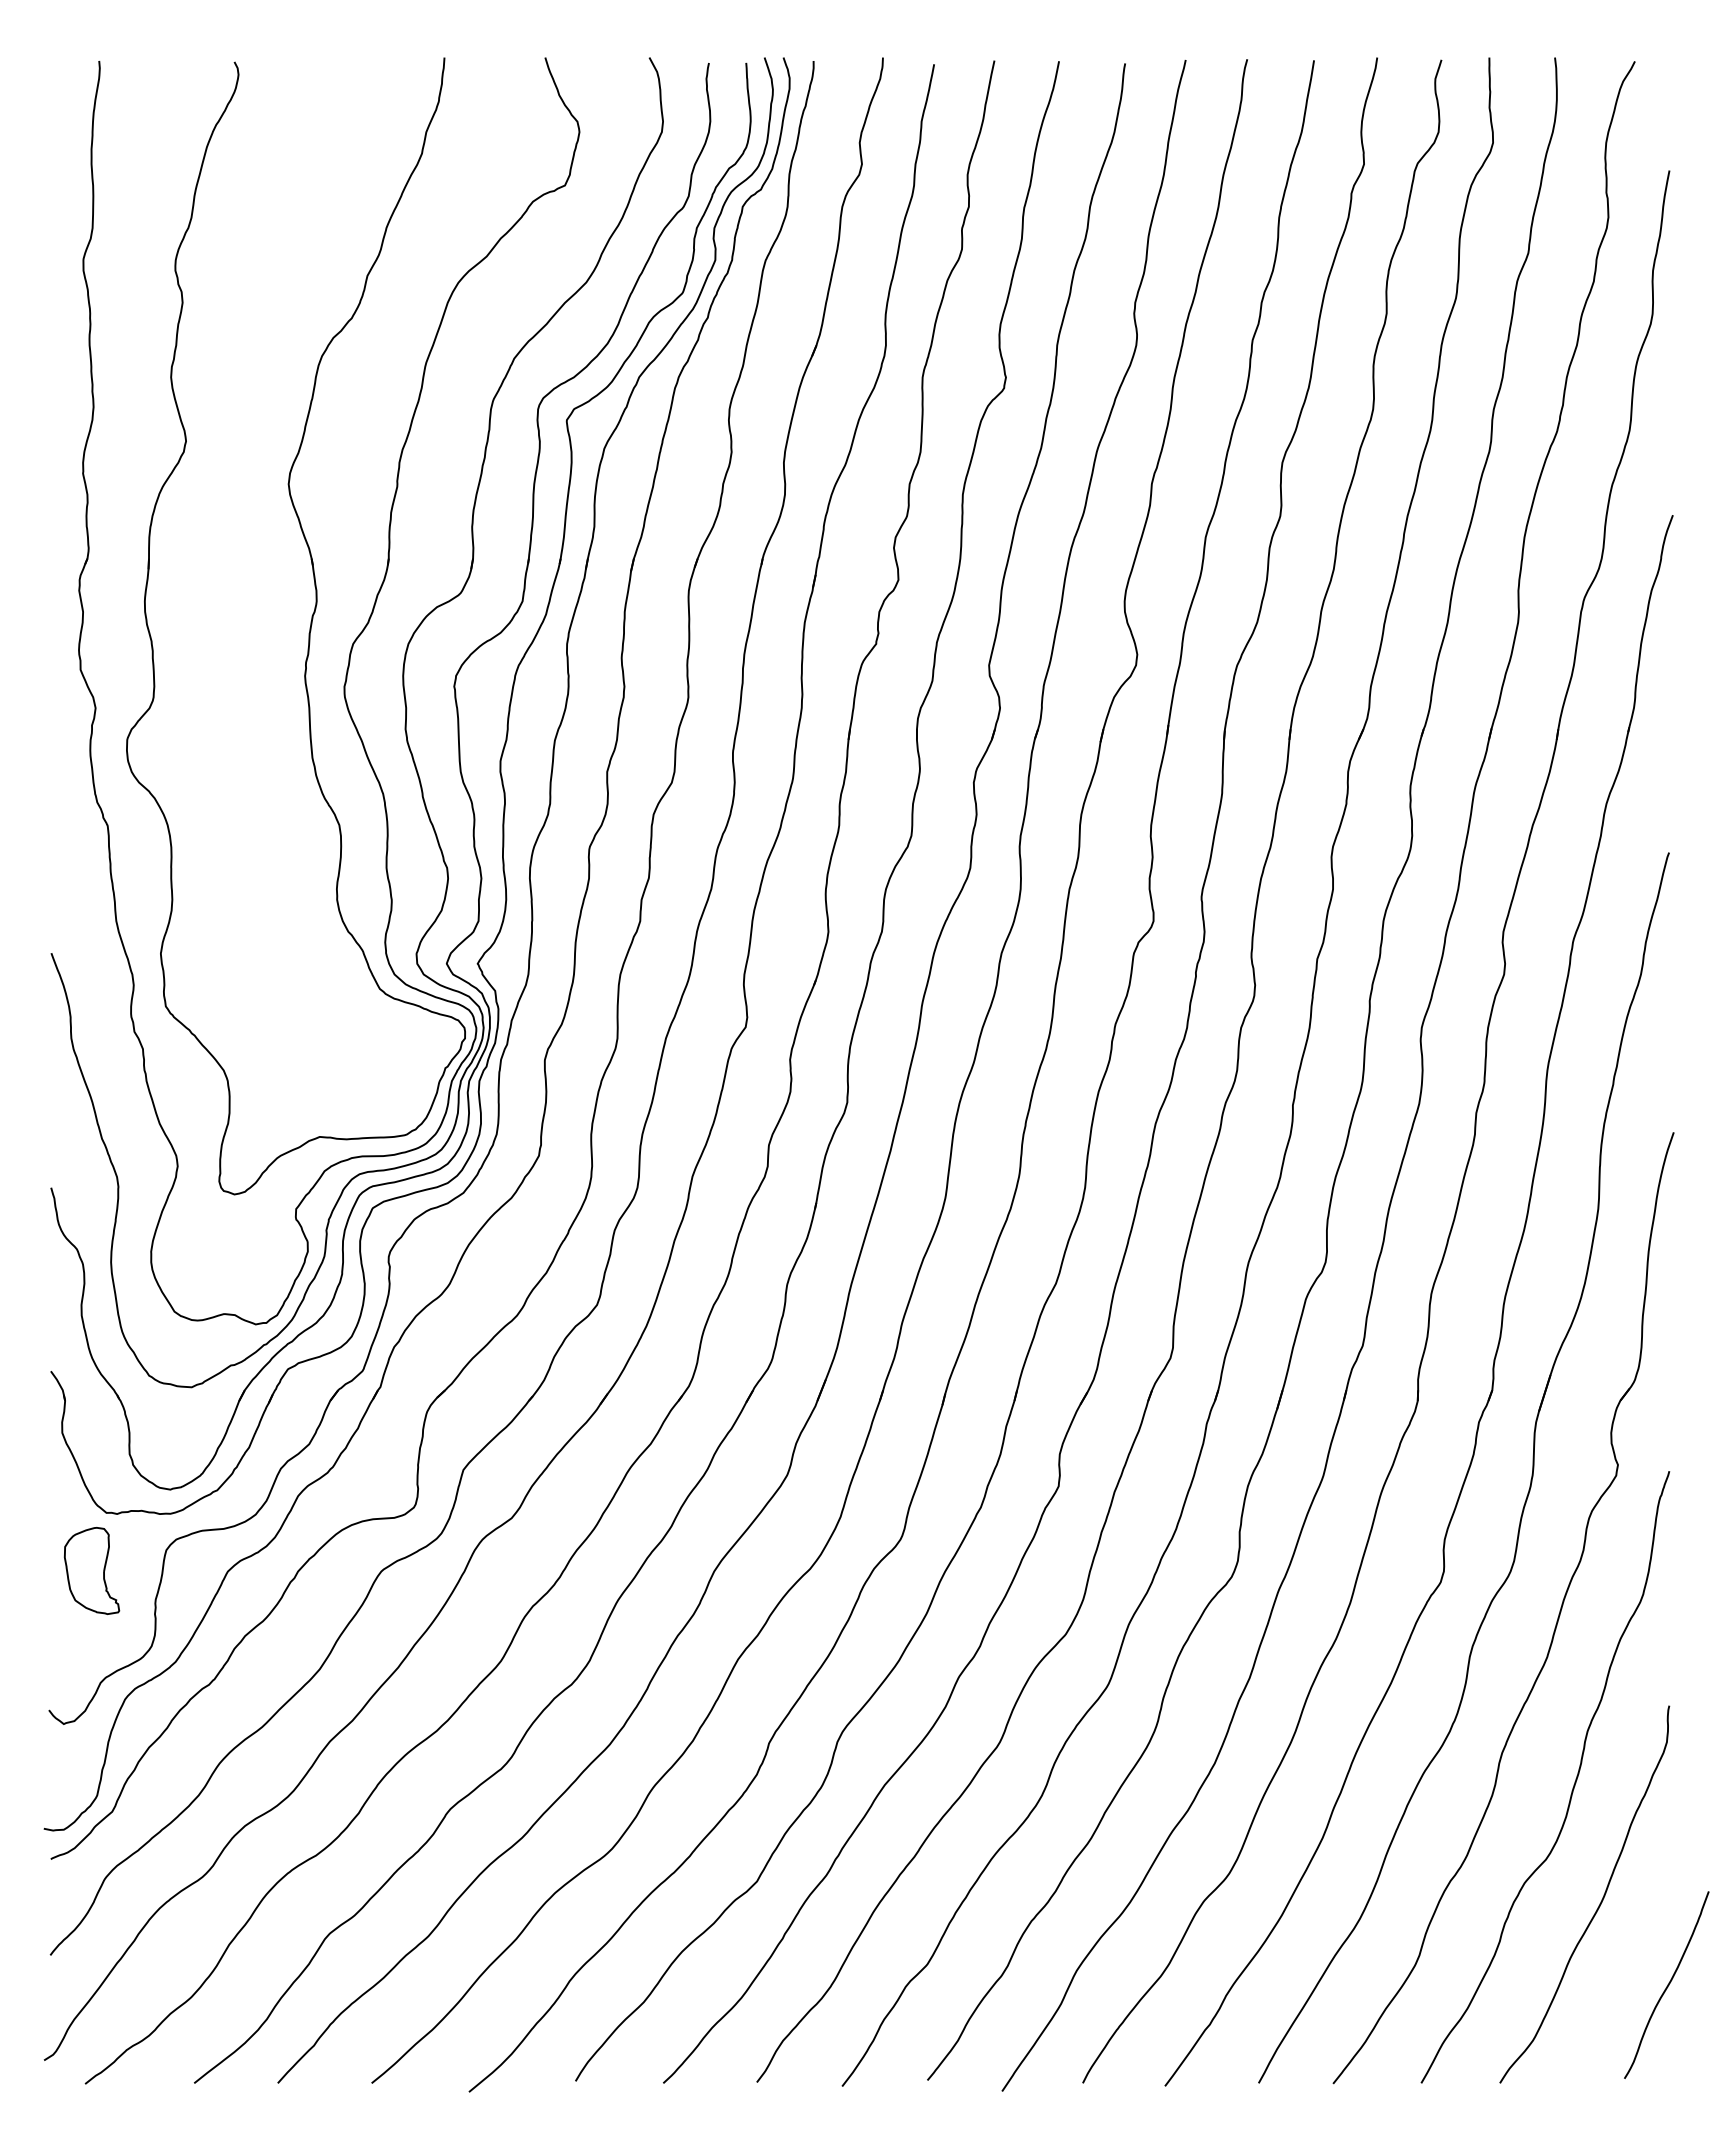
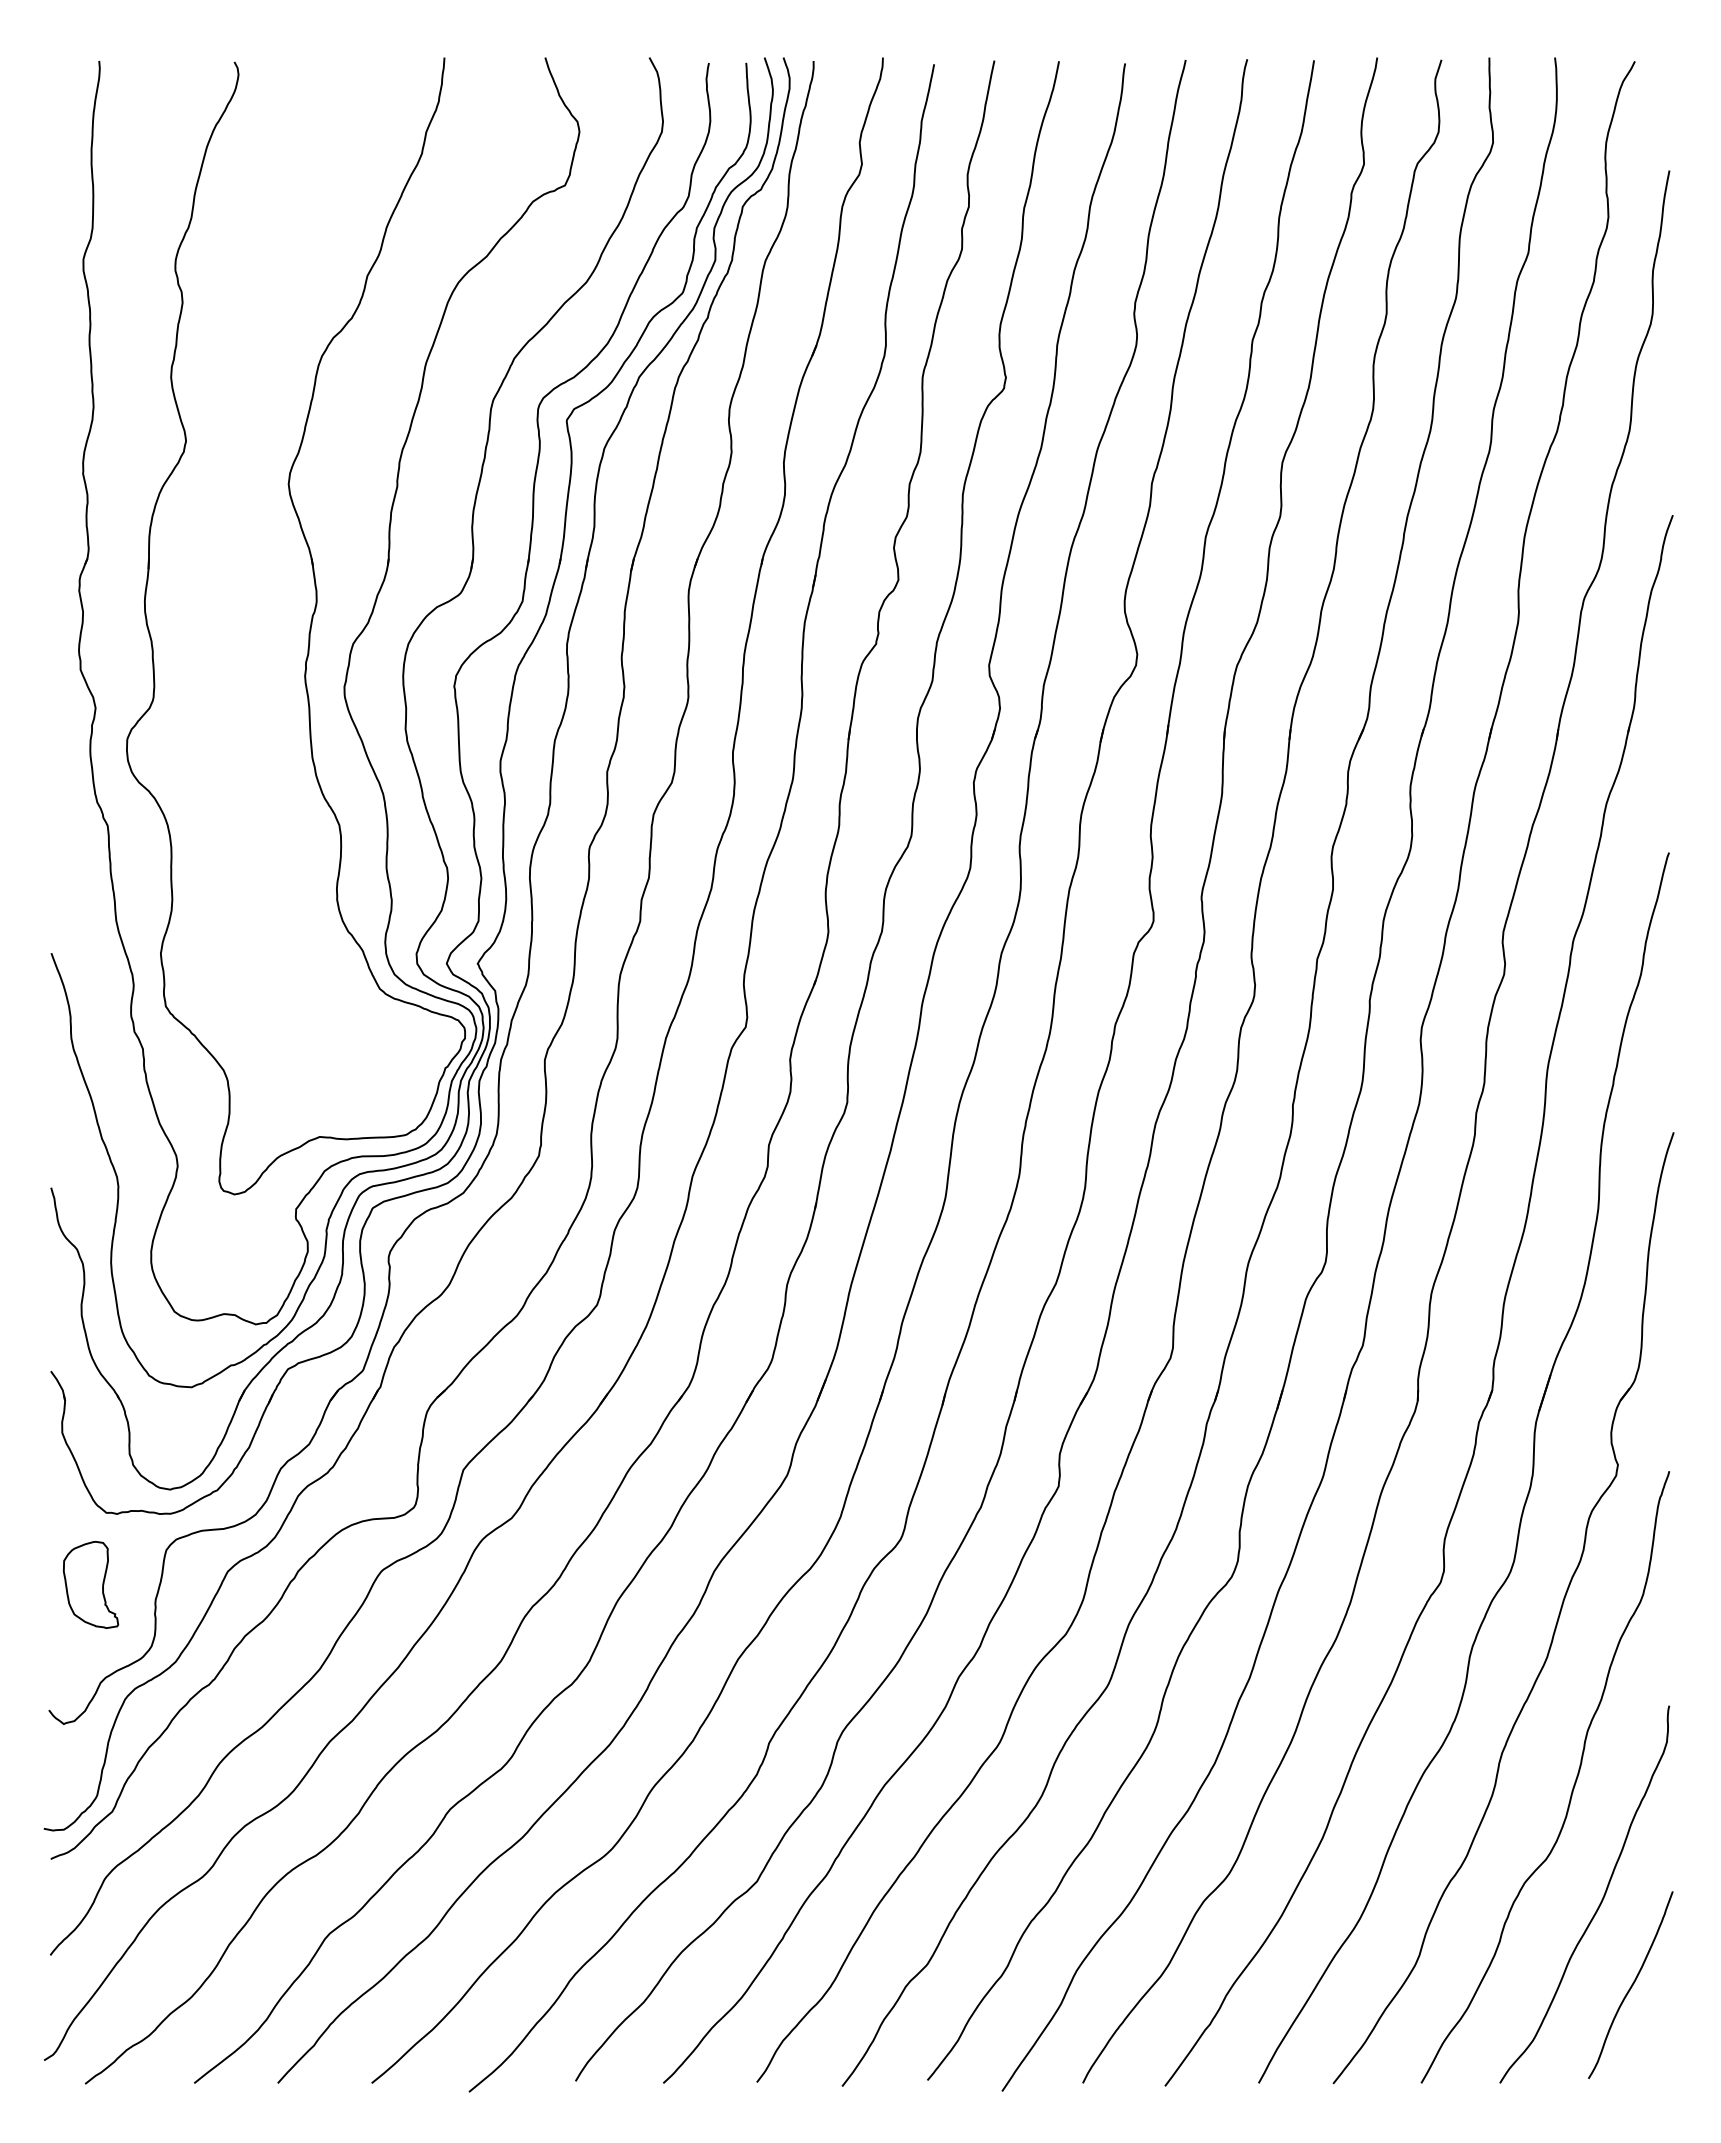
part position: (91, 1570) -> (90, 1584) (90, 1584)
curve position: (1667, 1984) -> (1631, 1984) (1631, 1984)
